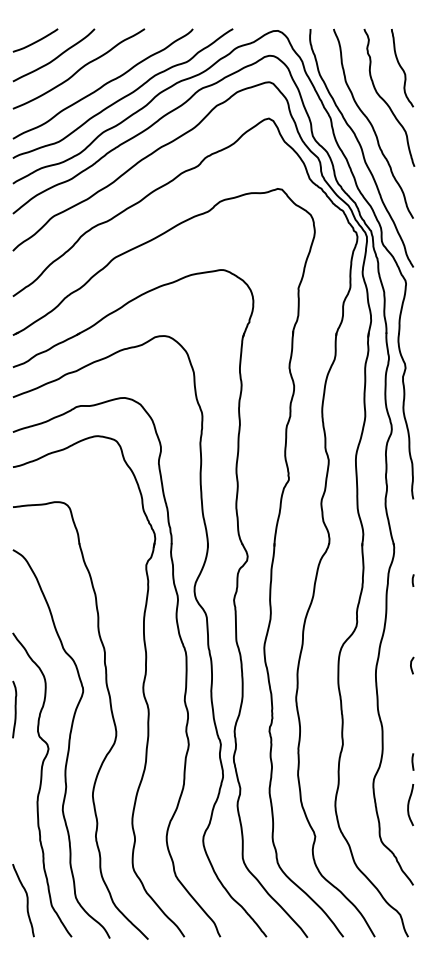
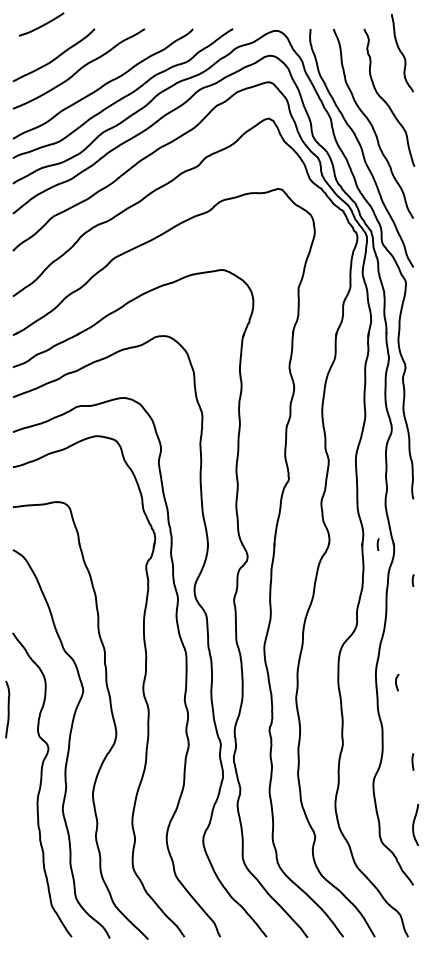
curve position: (36, 40) -> (42, 24) (42, 24)
curve position: (402, 68) -> (402, 53) (402, 53)
line: none -> present (377, 544)
curve position: (411, 665) -> (396, 682) (396, 682)
curve position: (14, 709) -> (7, 709) (7, 709)
curve position: (409, 805) -> (414, 825) (414, 825)
curve: present -> none (26, 900)
